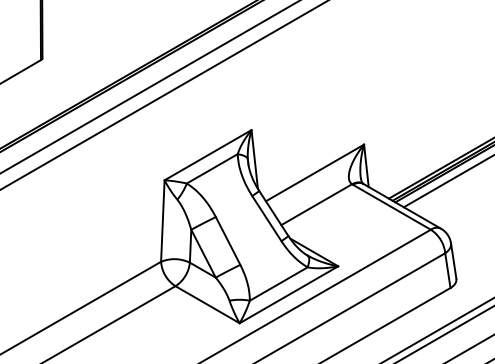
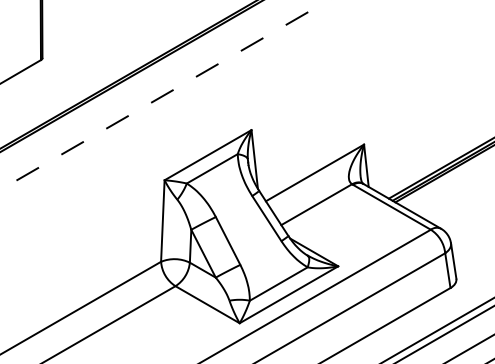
line: present -> none (149, 87)
line: solid -> dashed (164, 95)
line: present -> none (447, 181)
